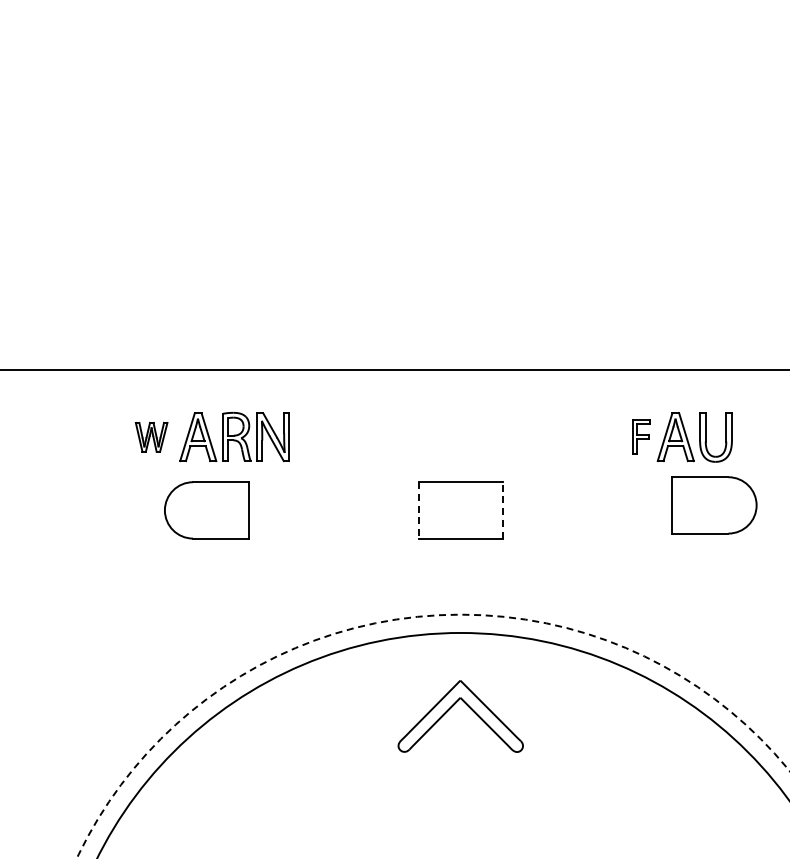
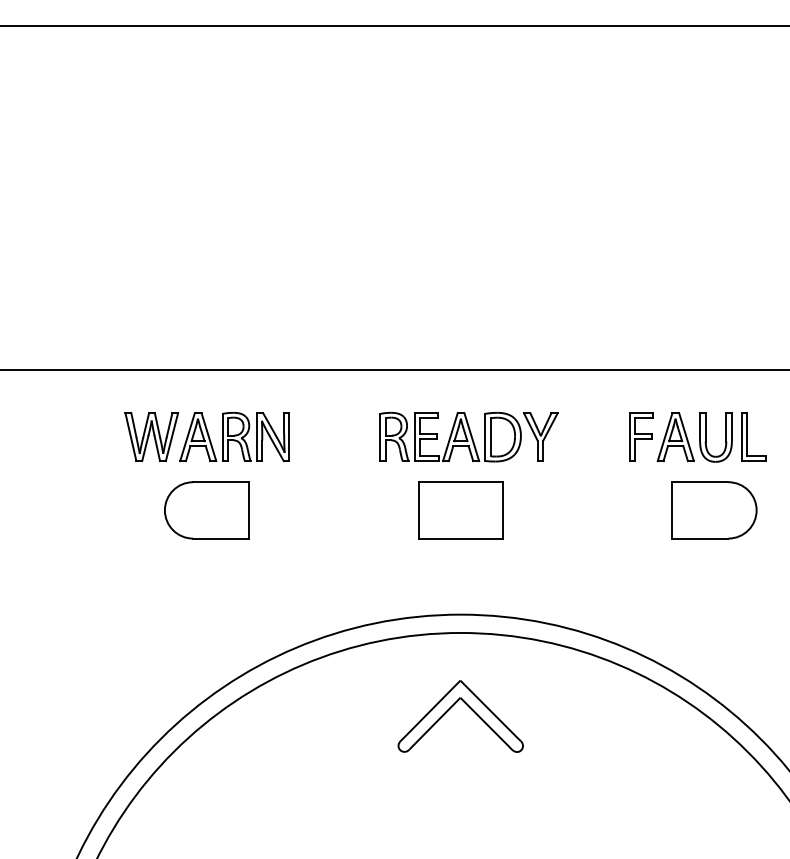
line: none -> present (394, 25)
part: none -> present (468, 436)
part size: 19x36 px -> 25x50 px (641, 436)
part: none -> present (753, 436)
part size: 35x31 px -> 55x51 px (151, 437)
part position: (714, 505) -> (714, 510) (714, 510)
line: dashed -> solid (503, 509)
line: dashed -> solid (418, 510)
circle: dashed -> solid (432, 736)
